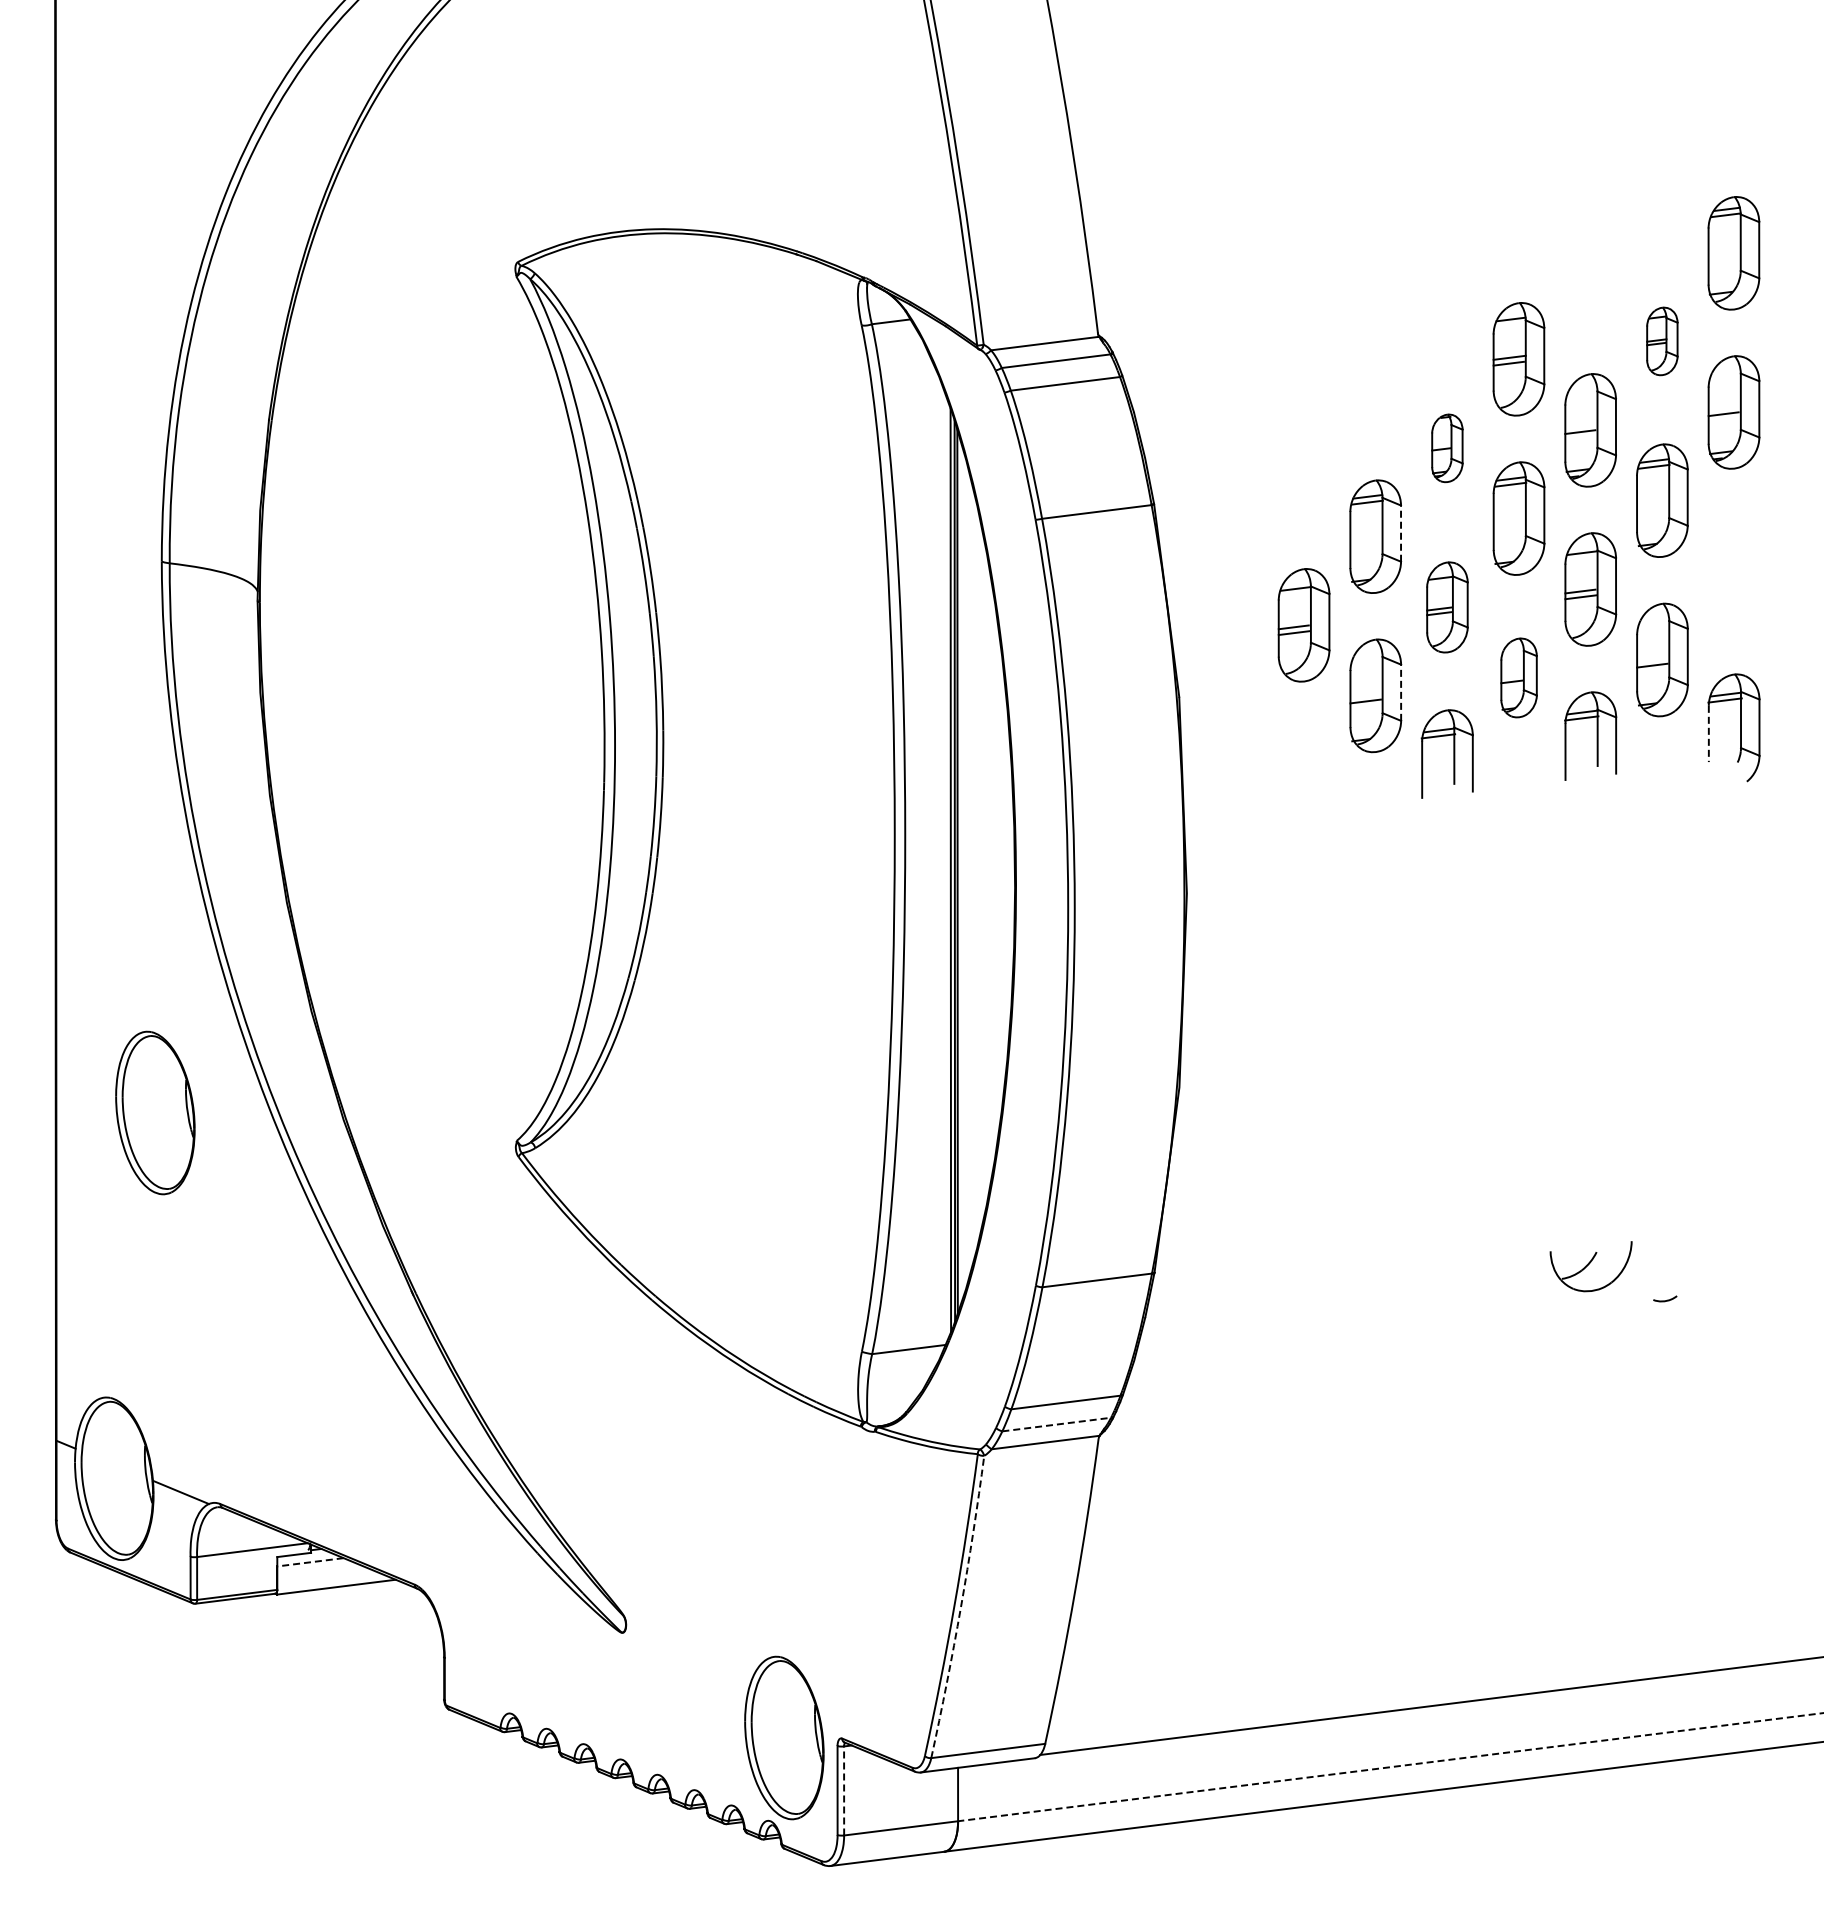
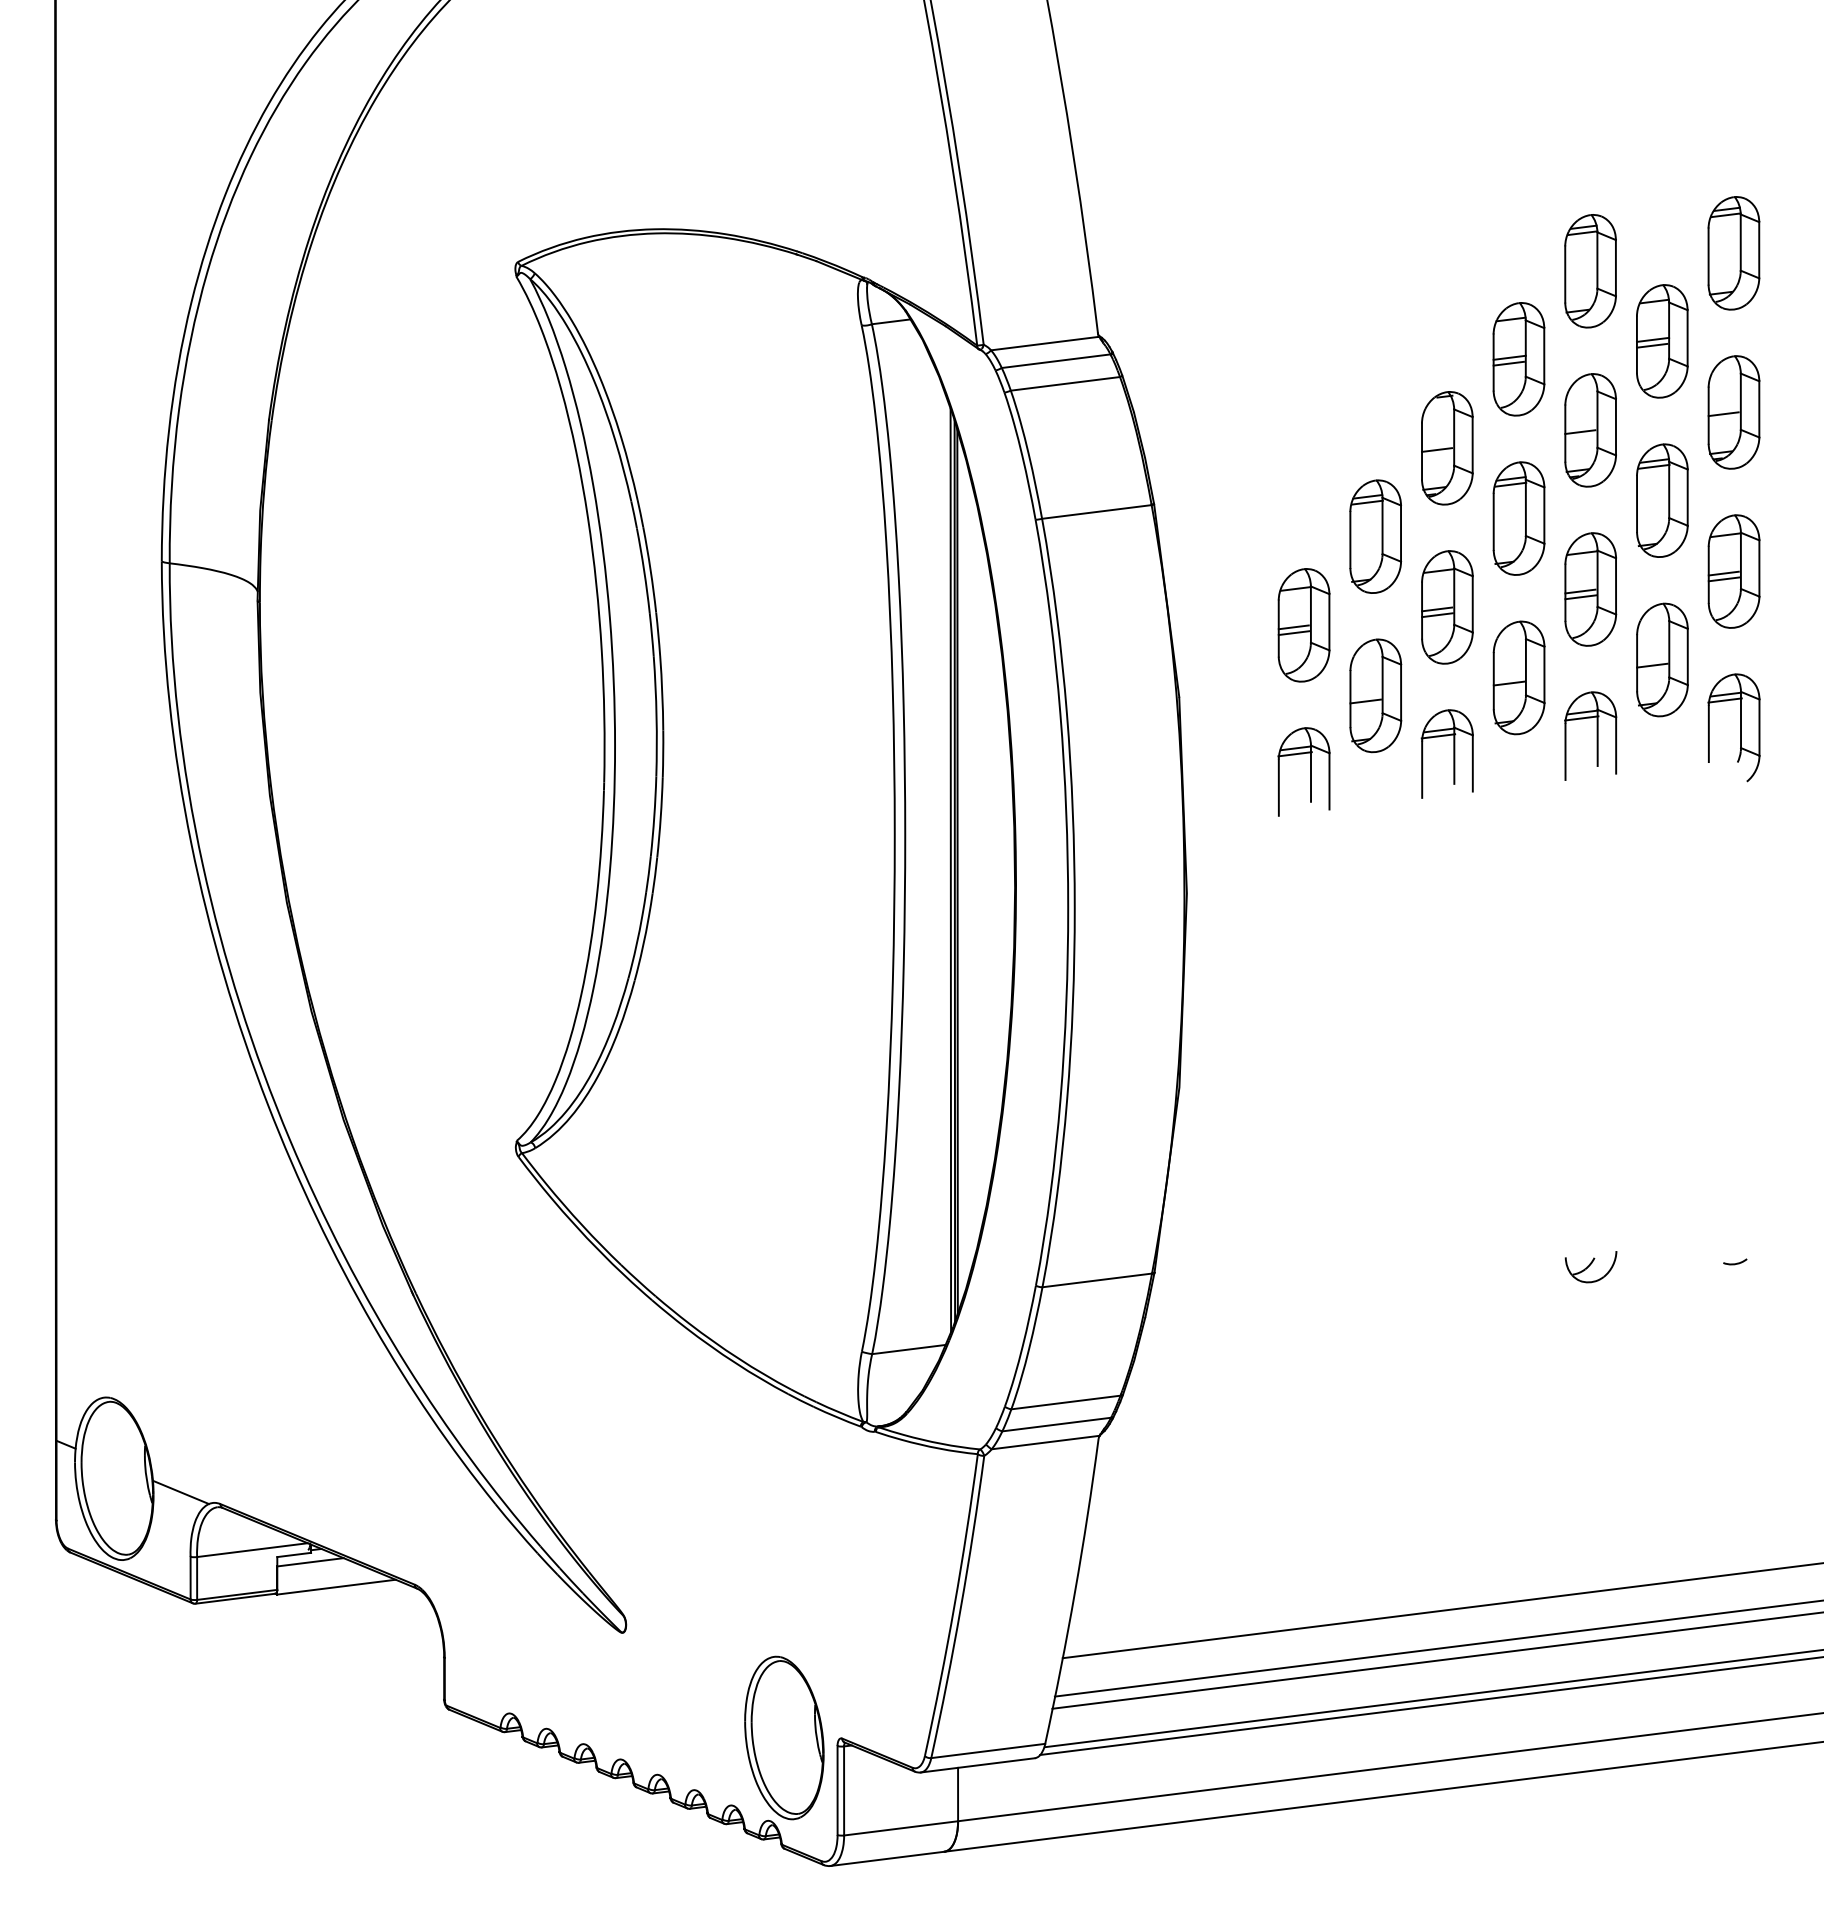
part: none -> present (1590, 271)
part size: 33x71 px -> 53x115 px (1662, 341)
part size: 33x71 px -> 53x115 px (1447, 448)
line: dashed -> solid (1401, 533)
part: none -> present (1733, 571)
part size: 43x93 px -> 53x115 px (1447, 607)
part size: 38x82 px -> 54x116 px (1518, 677)
line: dashed -> solid (1401, 692)
line: dashed -> solid (1708, 734)
part: none -> present (1310, 771)
part: present -> none (155, 1112)
part size: 84x52 px -> 54x33 px (1590, 1267)
curve position: (1665, 1300) -> (1735, 1263) (1735, 1263)
line: dashed -> solid (1056, 1424)
line: dashed -> solid (310, 1562)
arc: dashed -> solid (960, 1607)
line: none -> present (1441, 1610)
line: none -> present (1437, 1648)
line: none -> present (1436, 1660)
line: none -> present (1432, 1698)
line: dashed -> solid (1390, 1767)
line: dashed -> solid (844, 1790)
